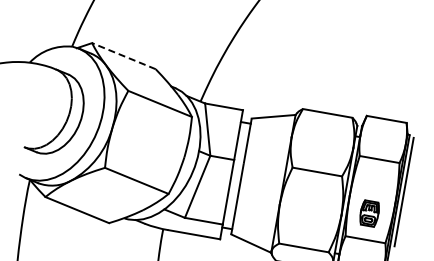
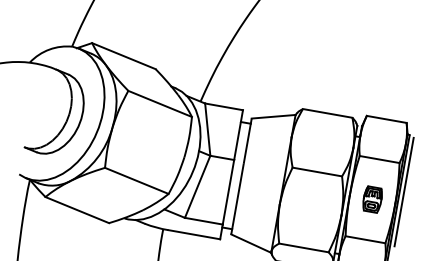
line: dashed -> solid (123, 55)
part position: (369, 213) -> (372, 199) (372, 199)
